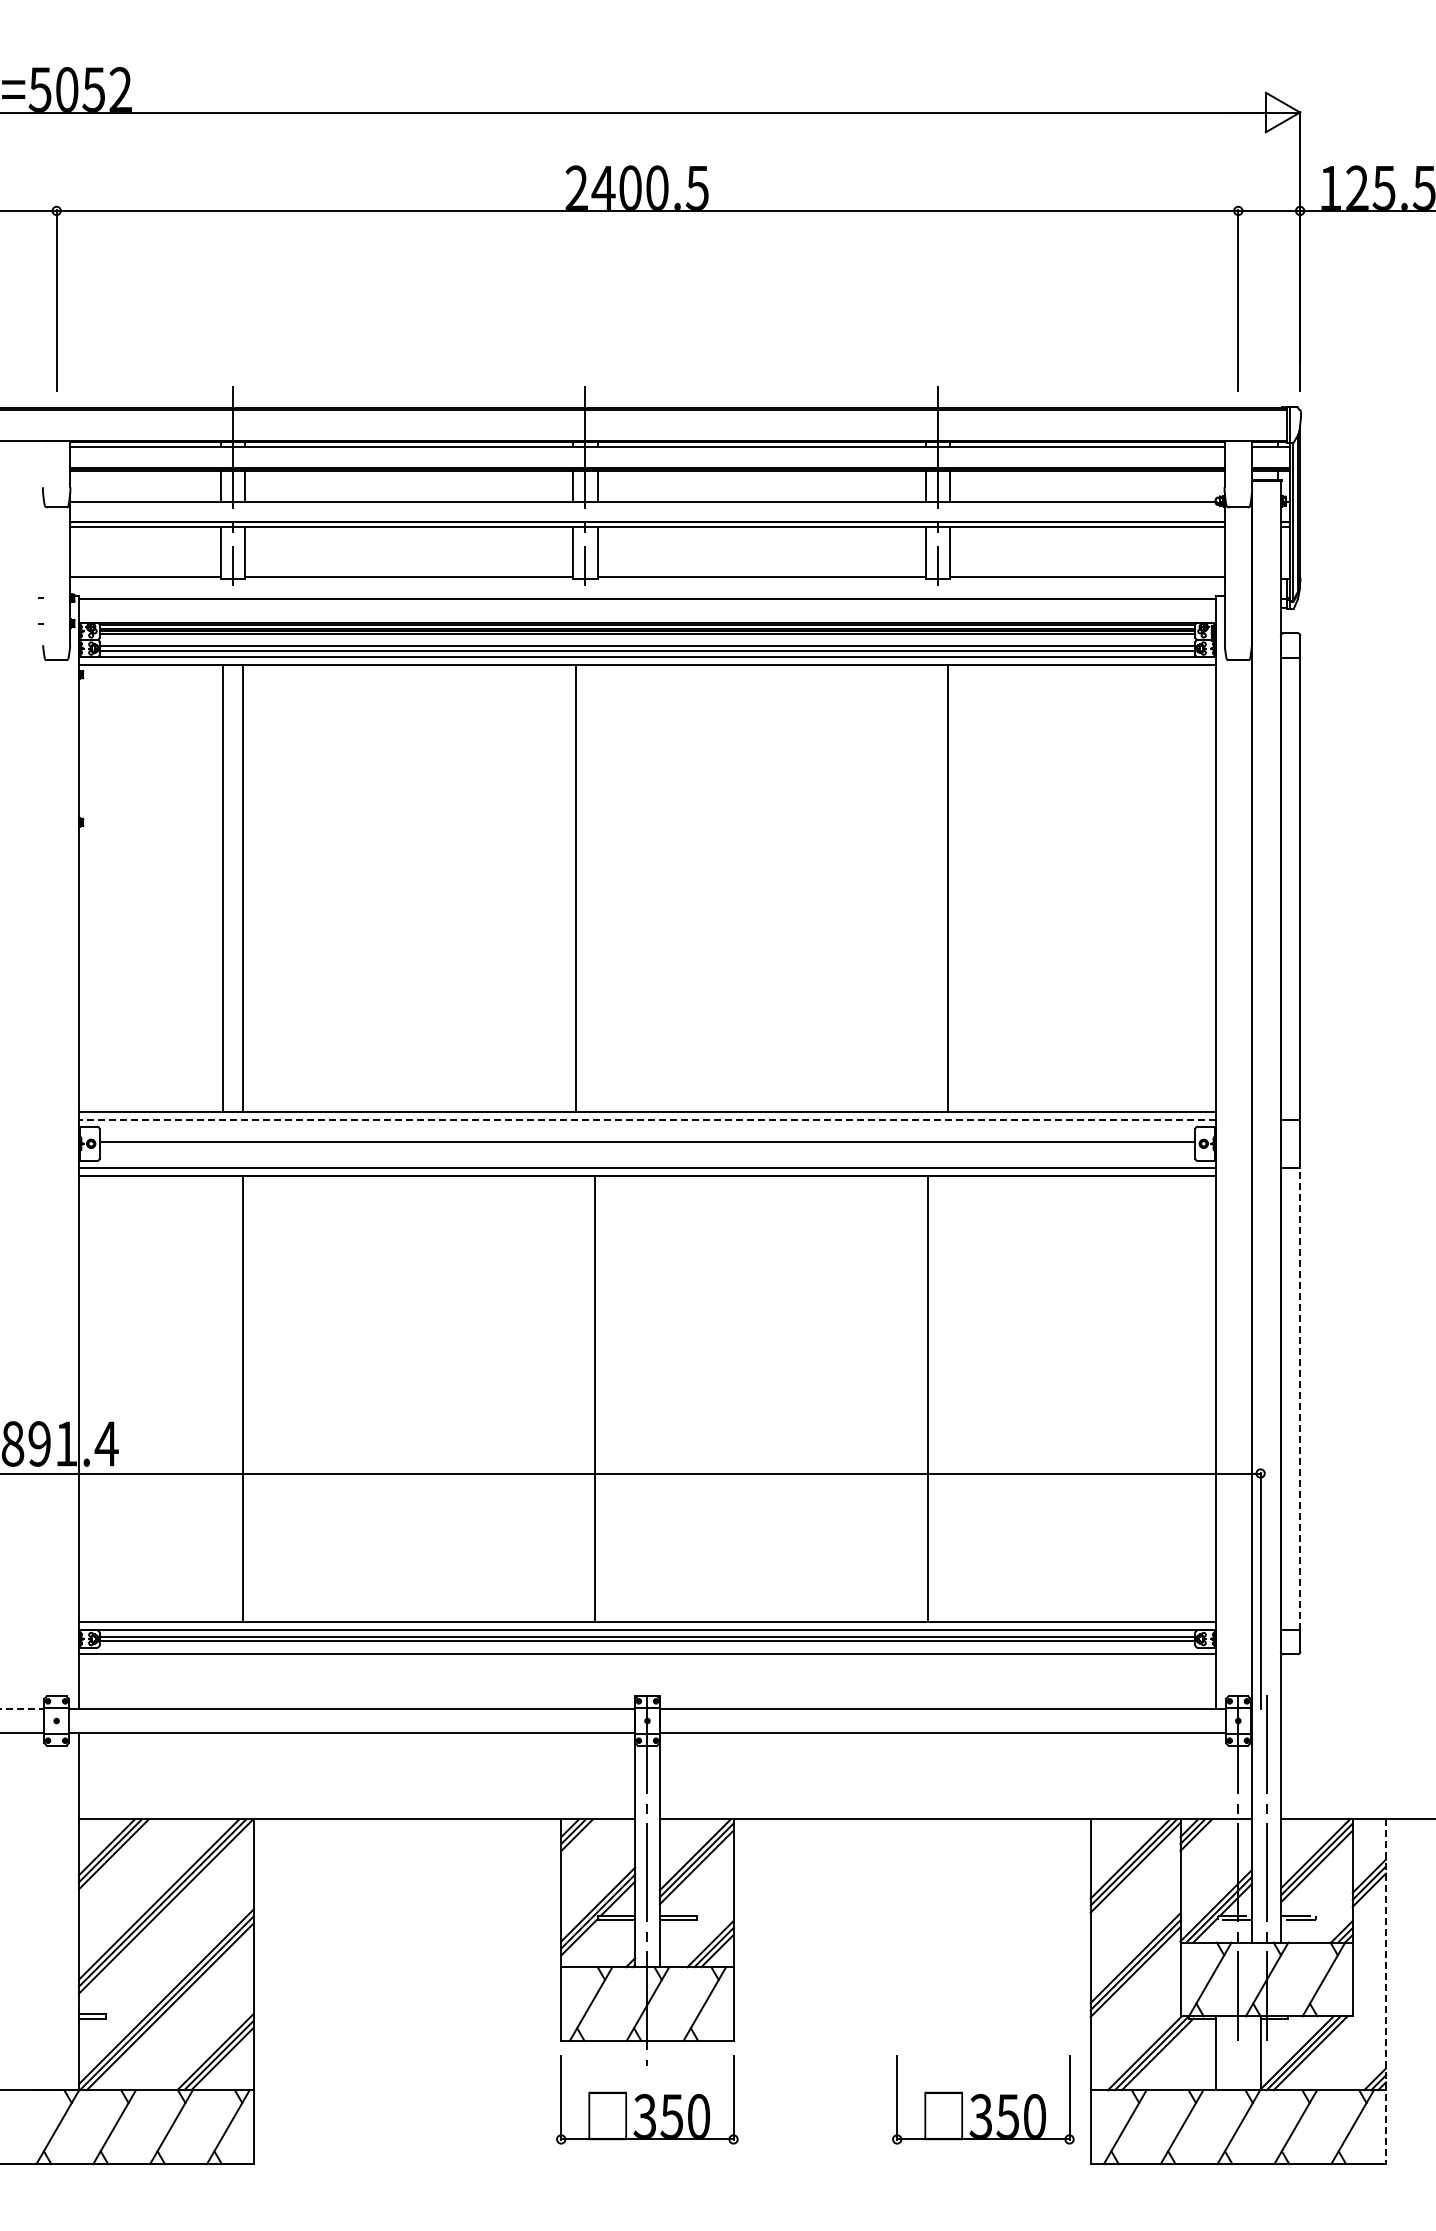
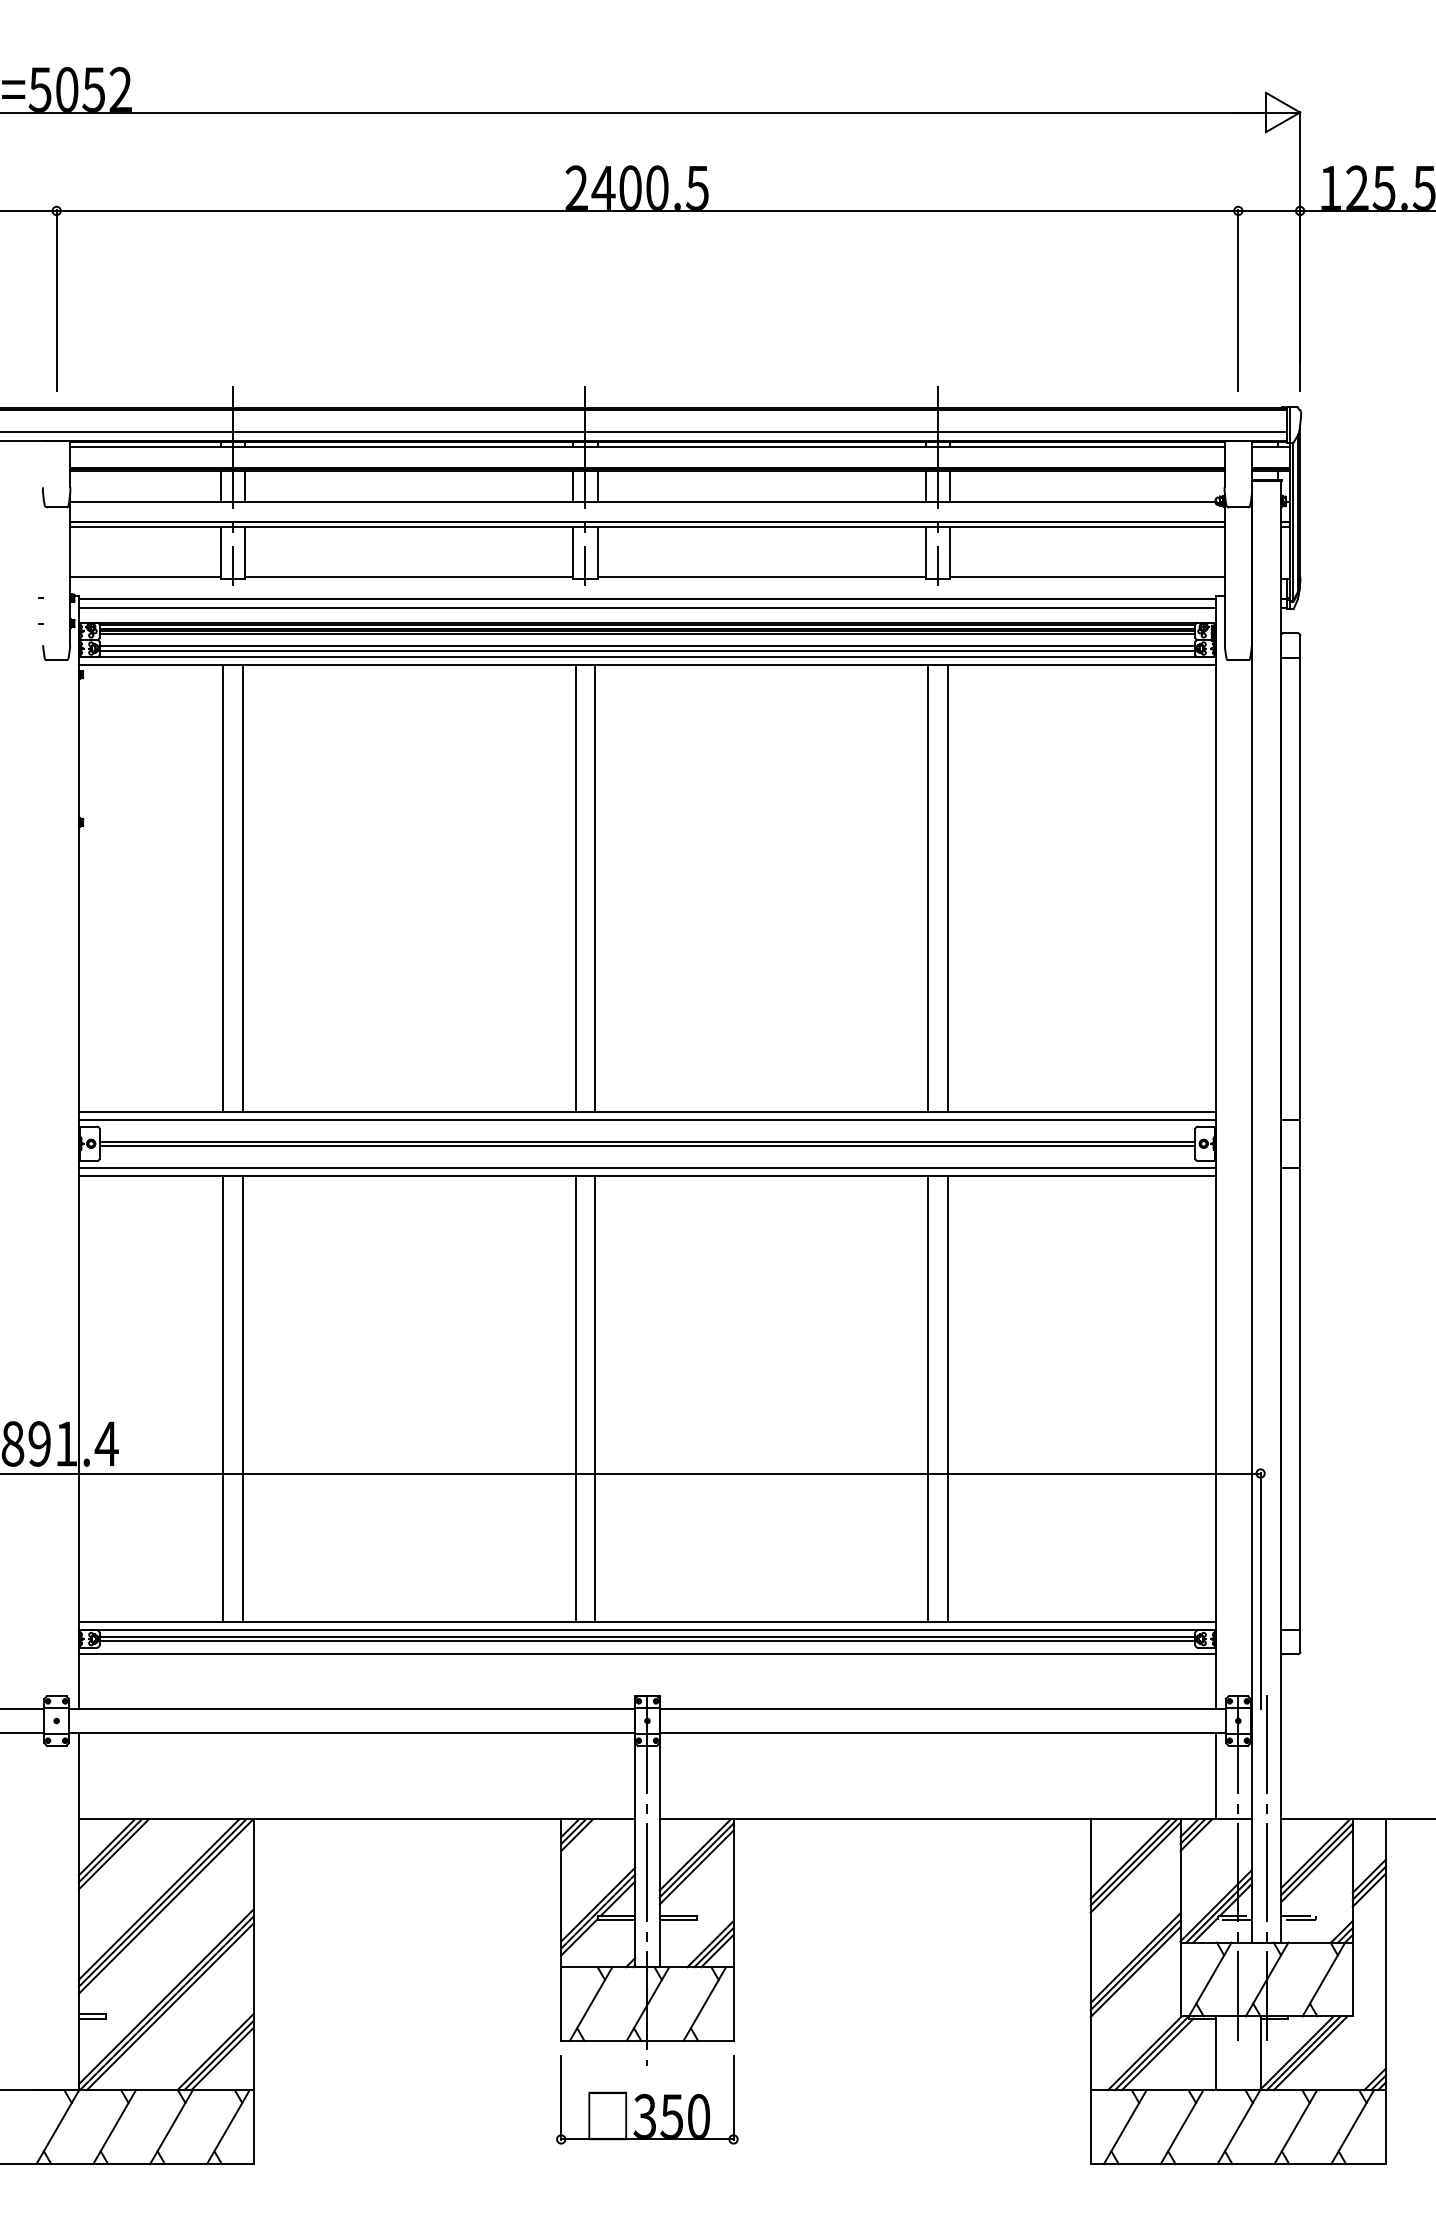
line: none -> present (644, 431)
line: none -> present (647, 607)
line: none -> present (595, 888)
line: none -> present (927, 888)
line: dashed -> solid (647, 1119)
line: none -> present (647, 1146)
line: none -> present (223, 1398)
line: none -> present (575, 1398)
line: none -> present (947, 1398)
line: dashed -> solid (1299, 1398)
line: dashed -> solid (22, 1708)
line: none -> present (1216, 1776)
line: dashed -> solid (1386, 1992)
part: present -> none (983, 2099)
